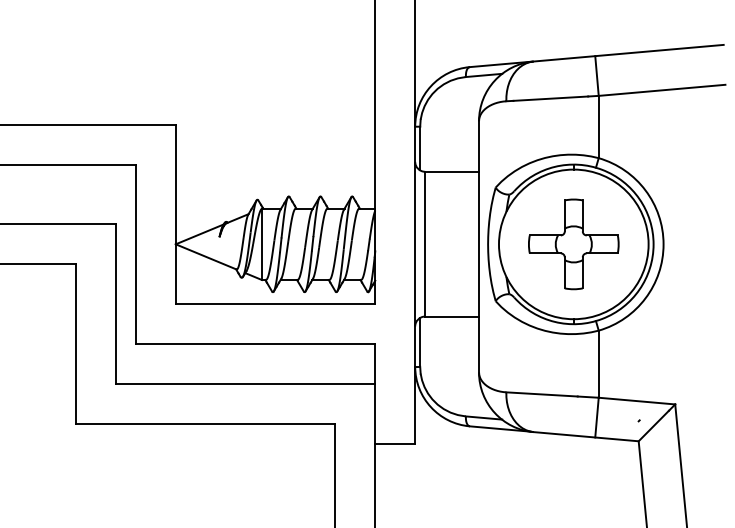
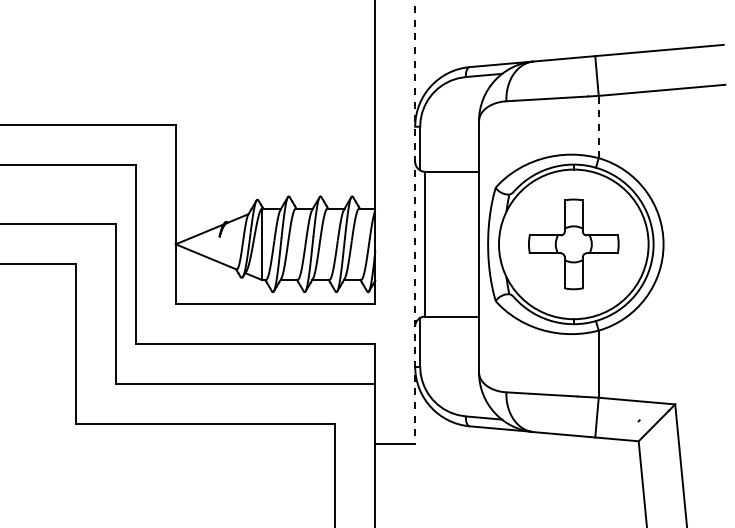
line: solid -> dashed (598, 126)
line: solid -> dashed (415, 221)
